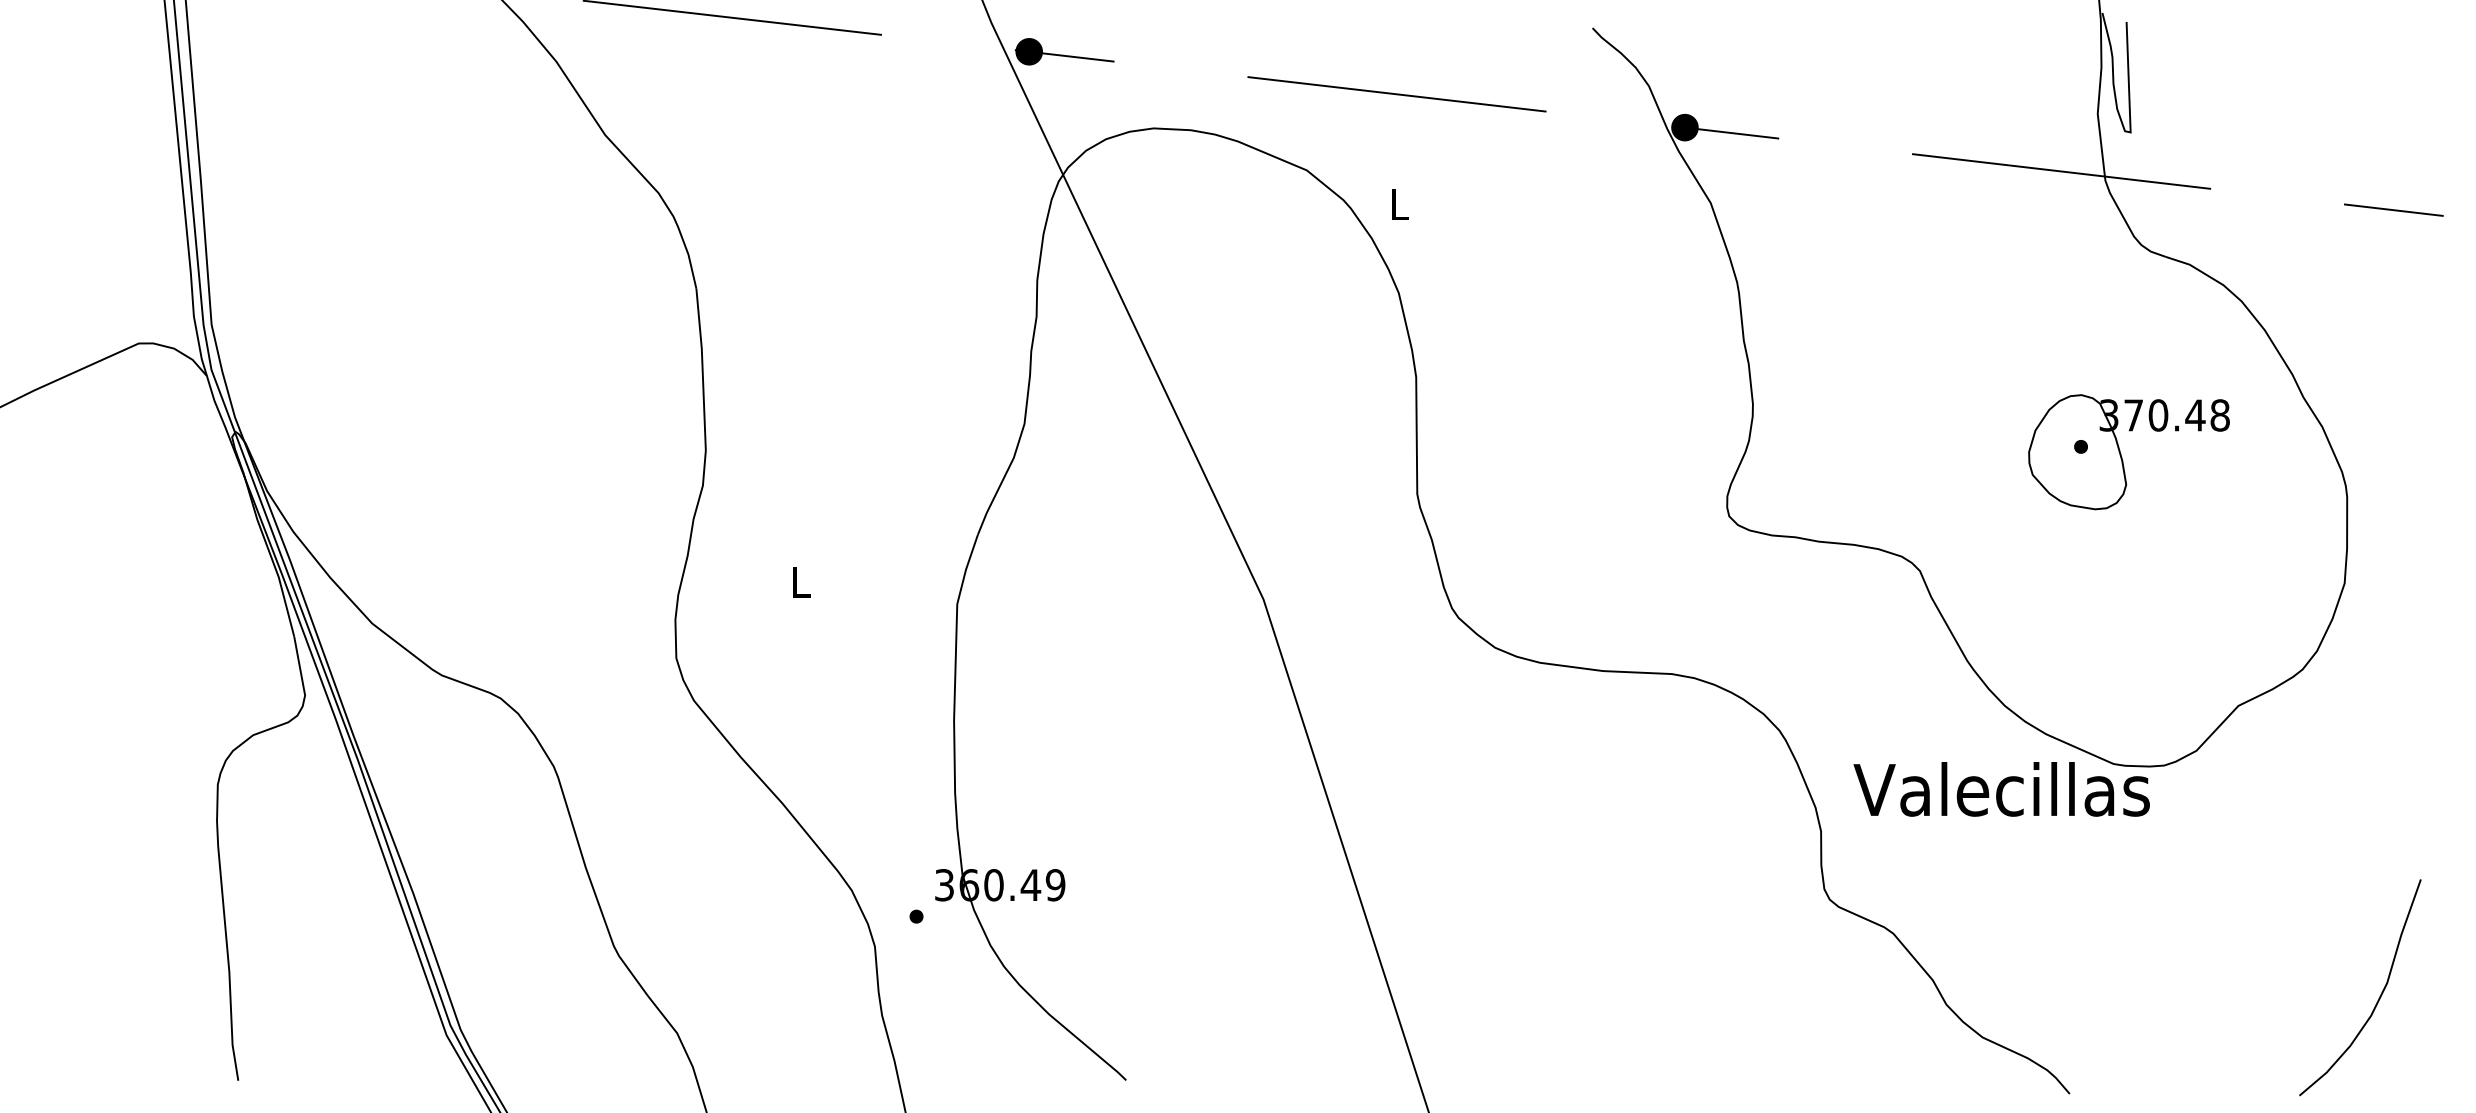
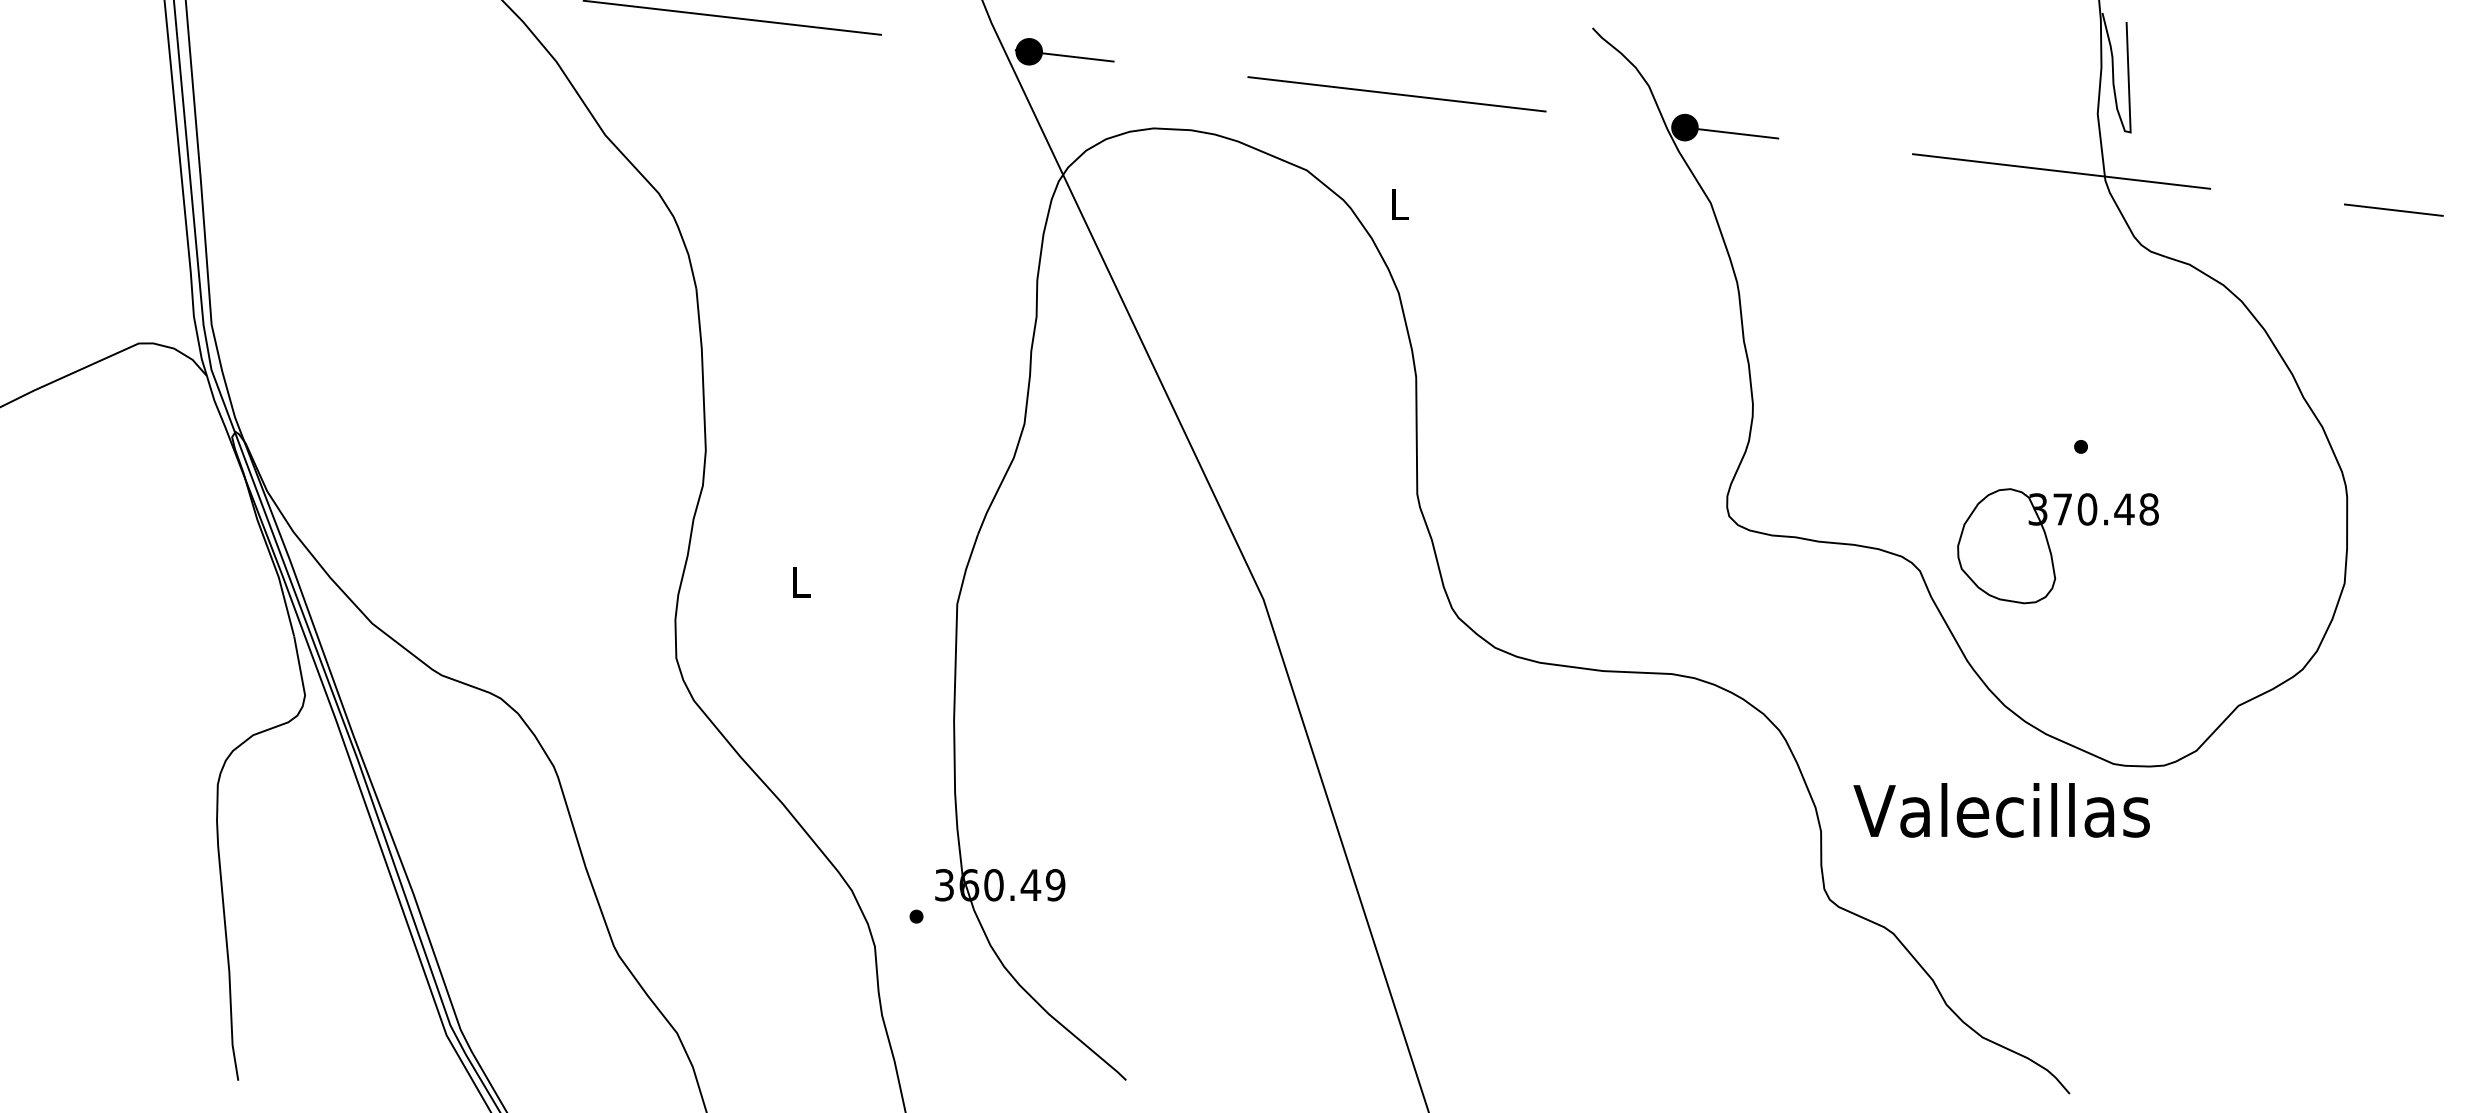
part position: (2121, 453) -> (2050, 547) (2050, 547)
text position: (2001, 789) -> (2001, 810) (2001, 810)
curve: present -> none (2379, 996)
